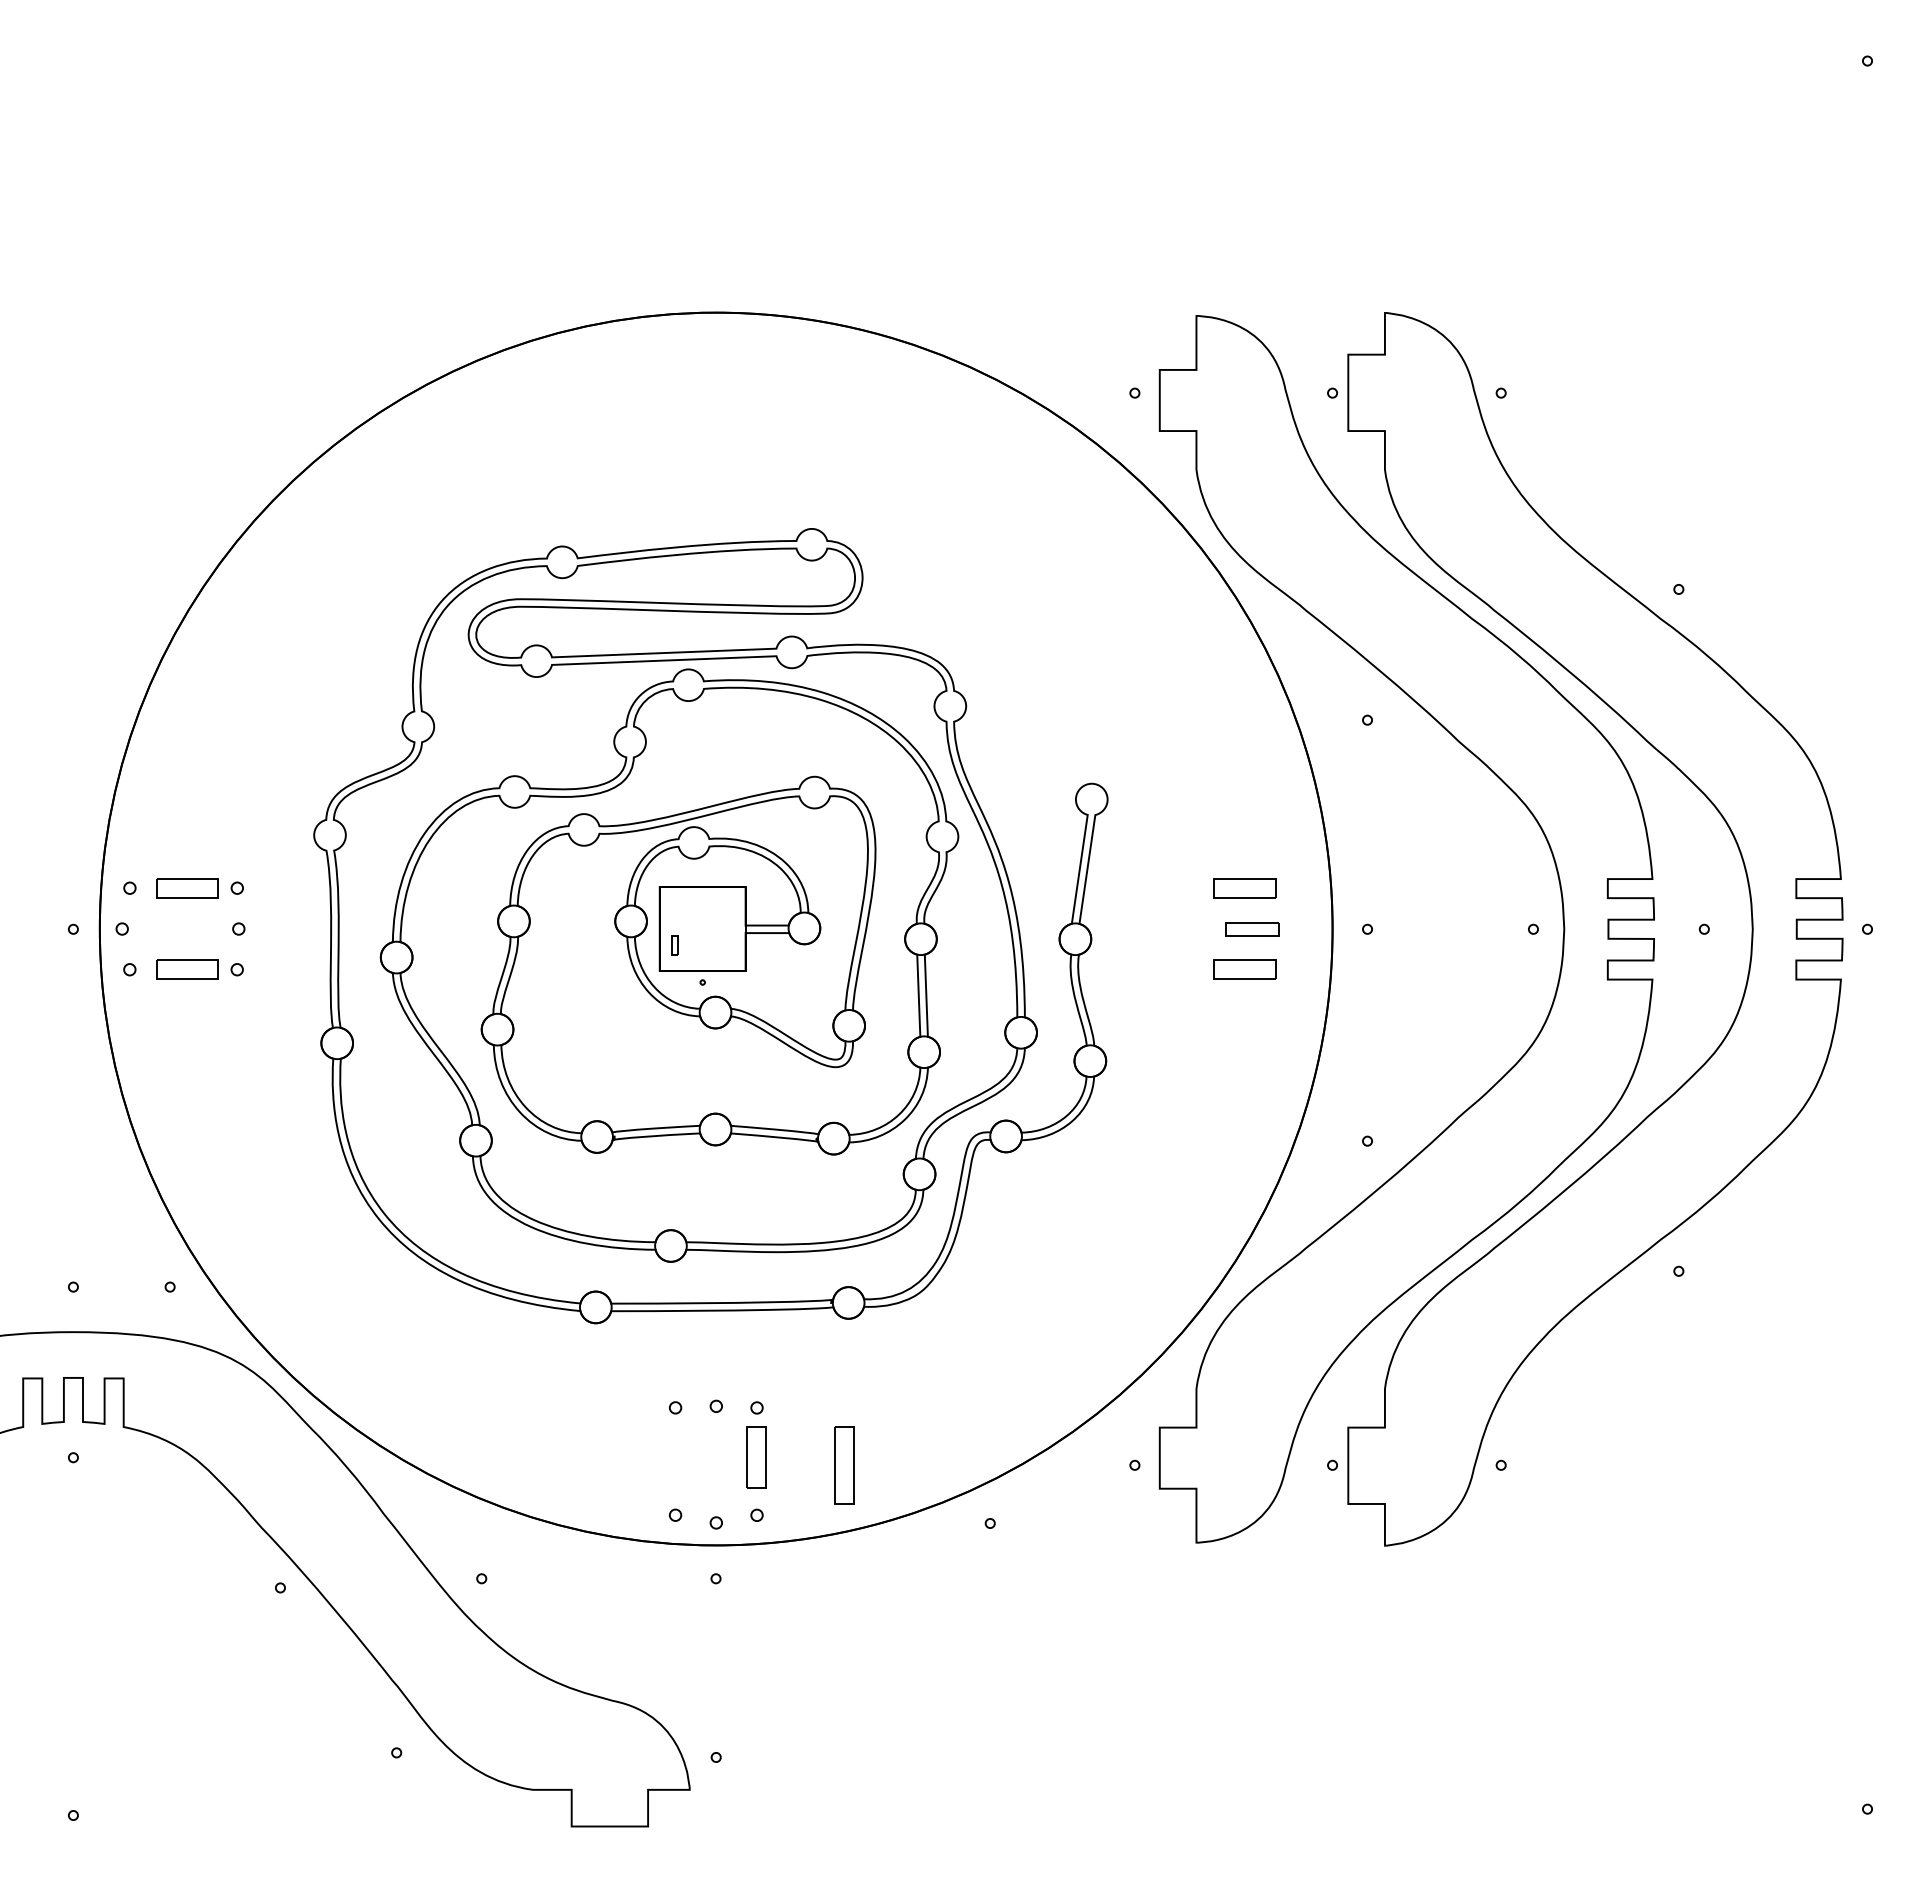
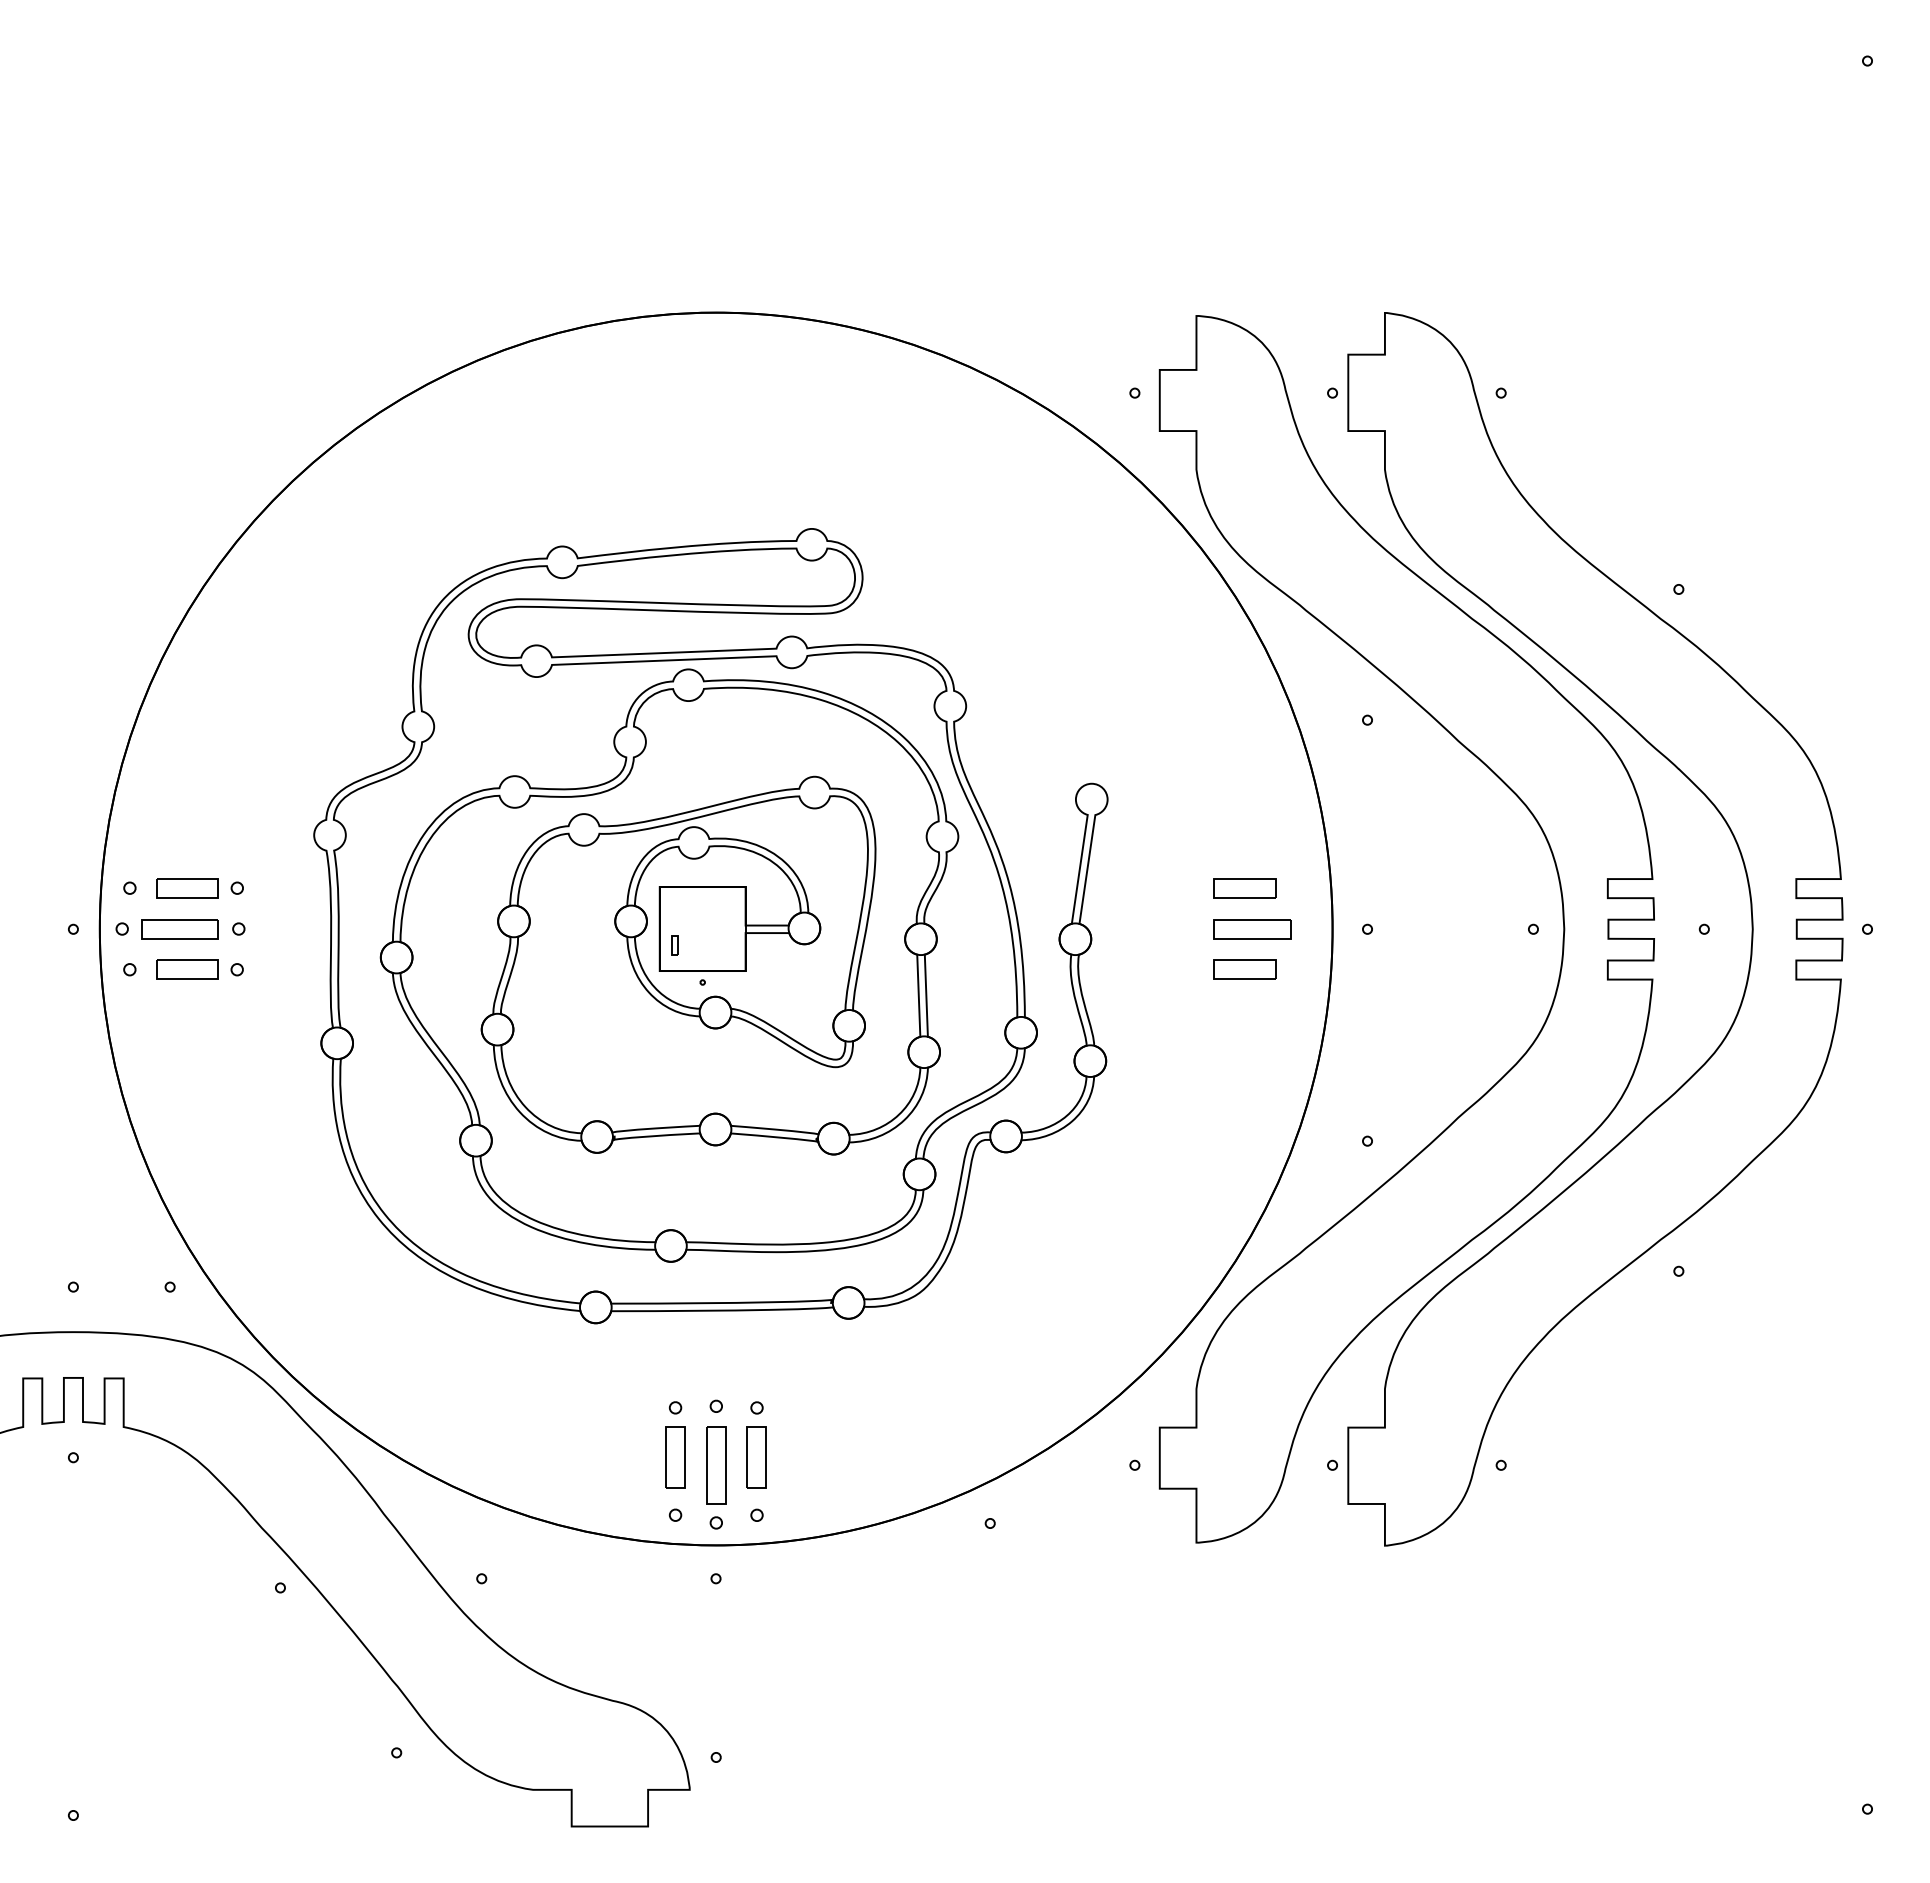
part: none -> present (179, 929)
part size: 55x15 px -> 79x21 px (1252, 929)
part: none -> present (675, 1457)
part position: (844, 1465) -> (716, 1465) (716, 1465)
